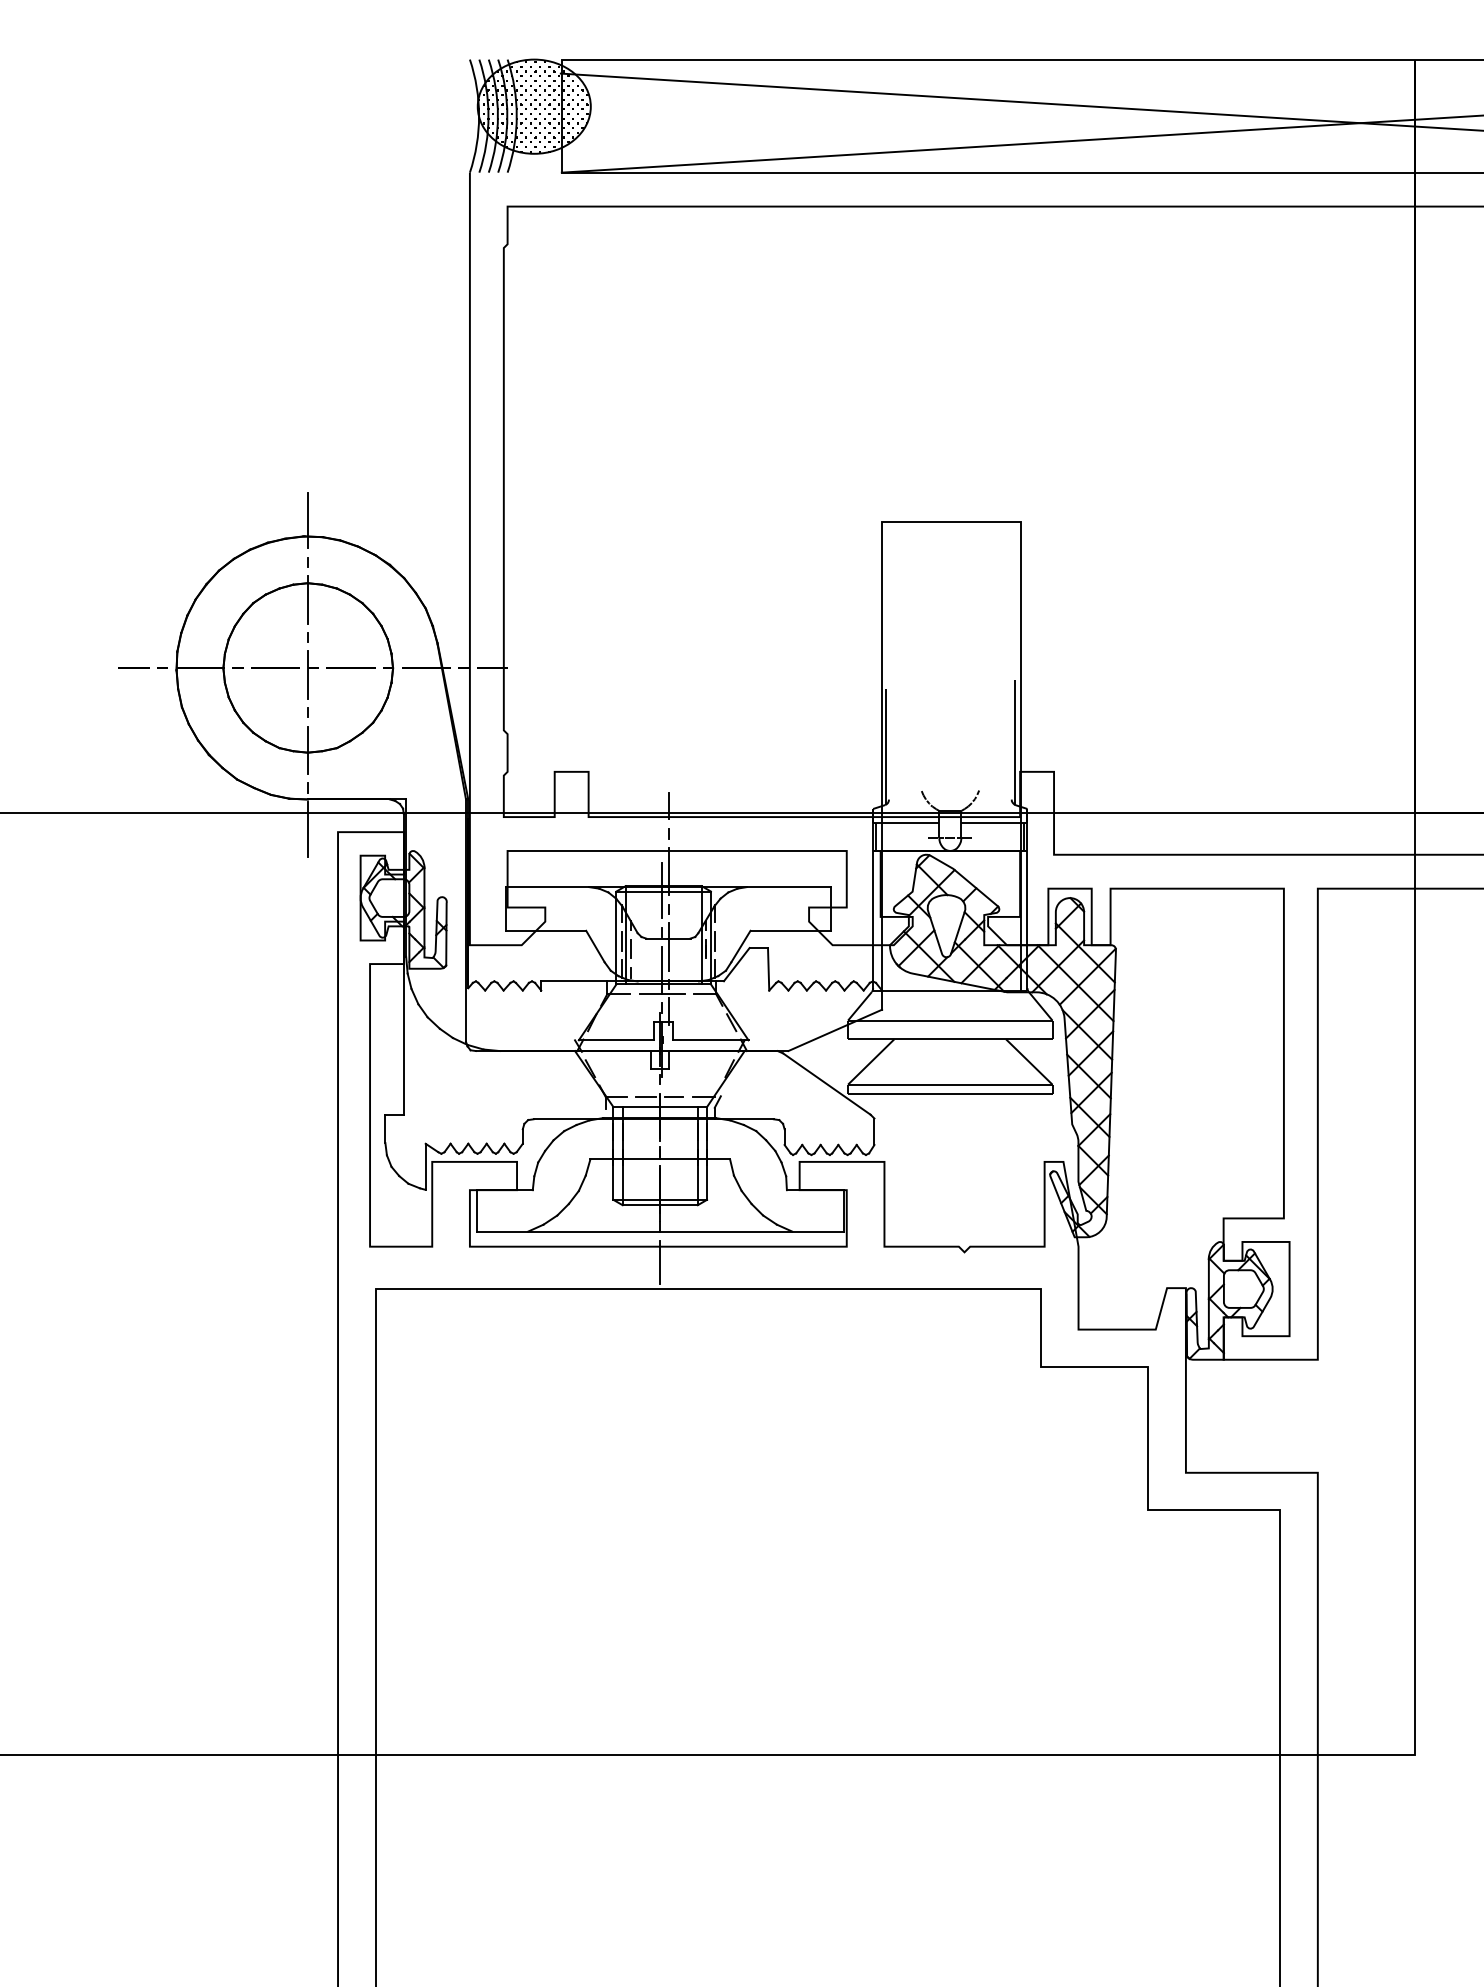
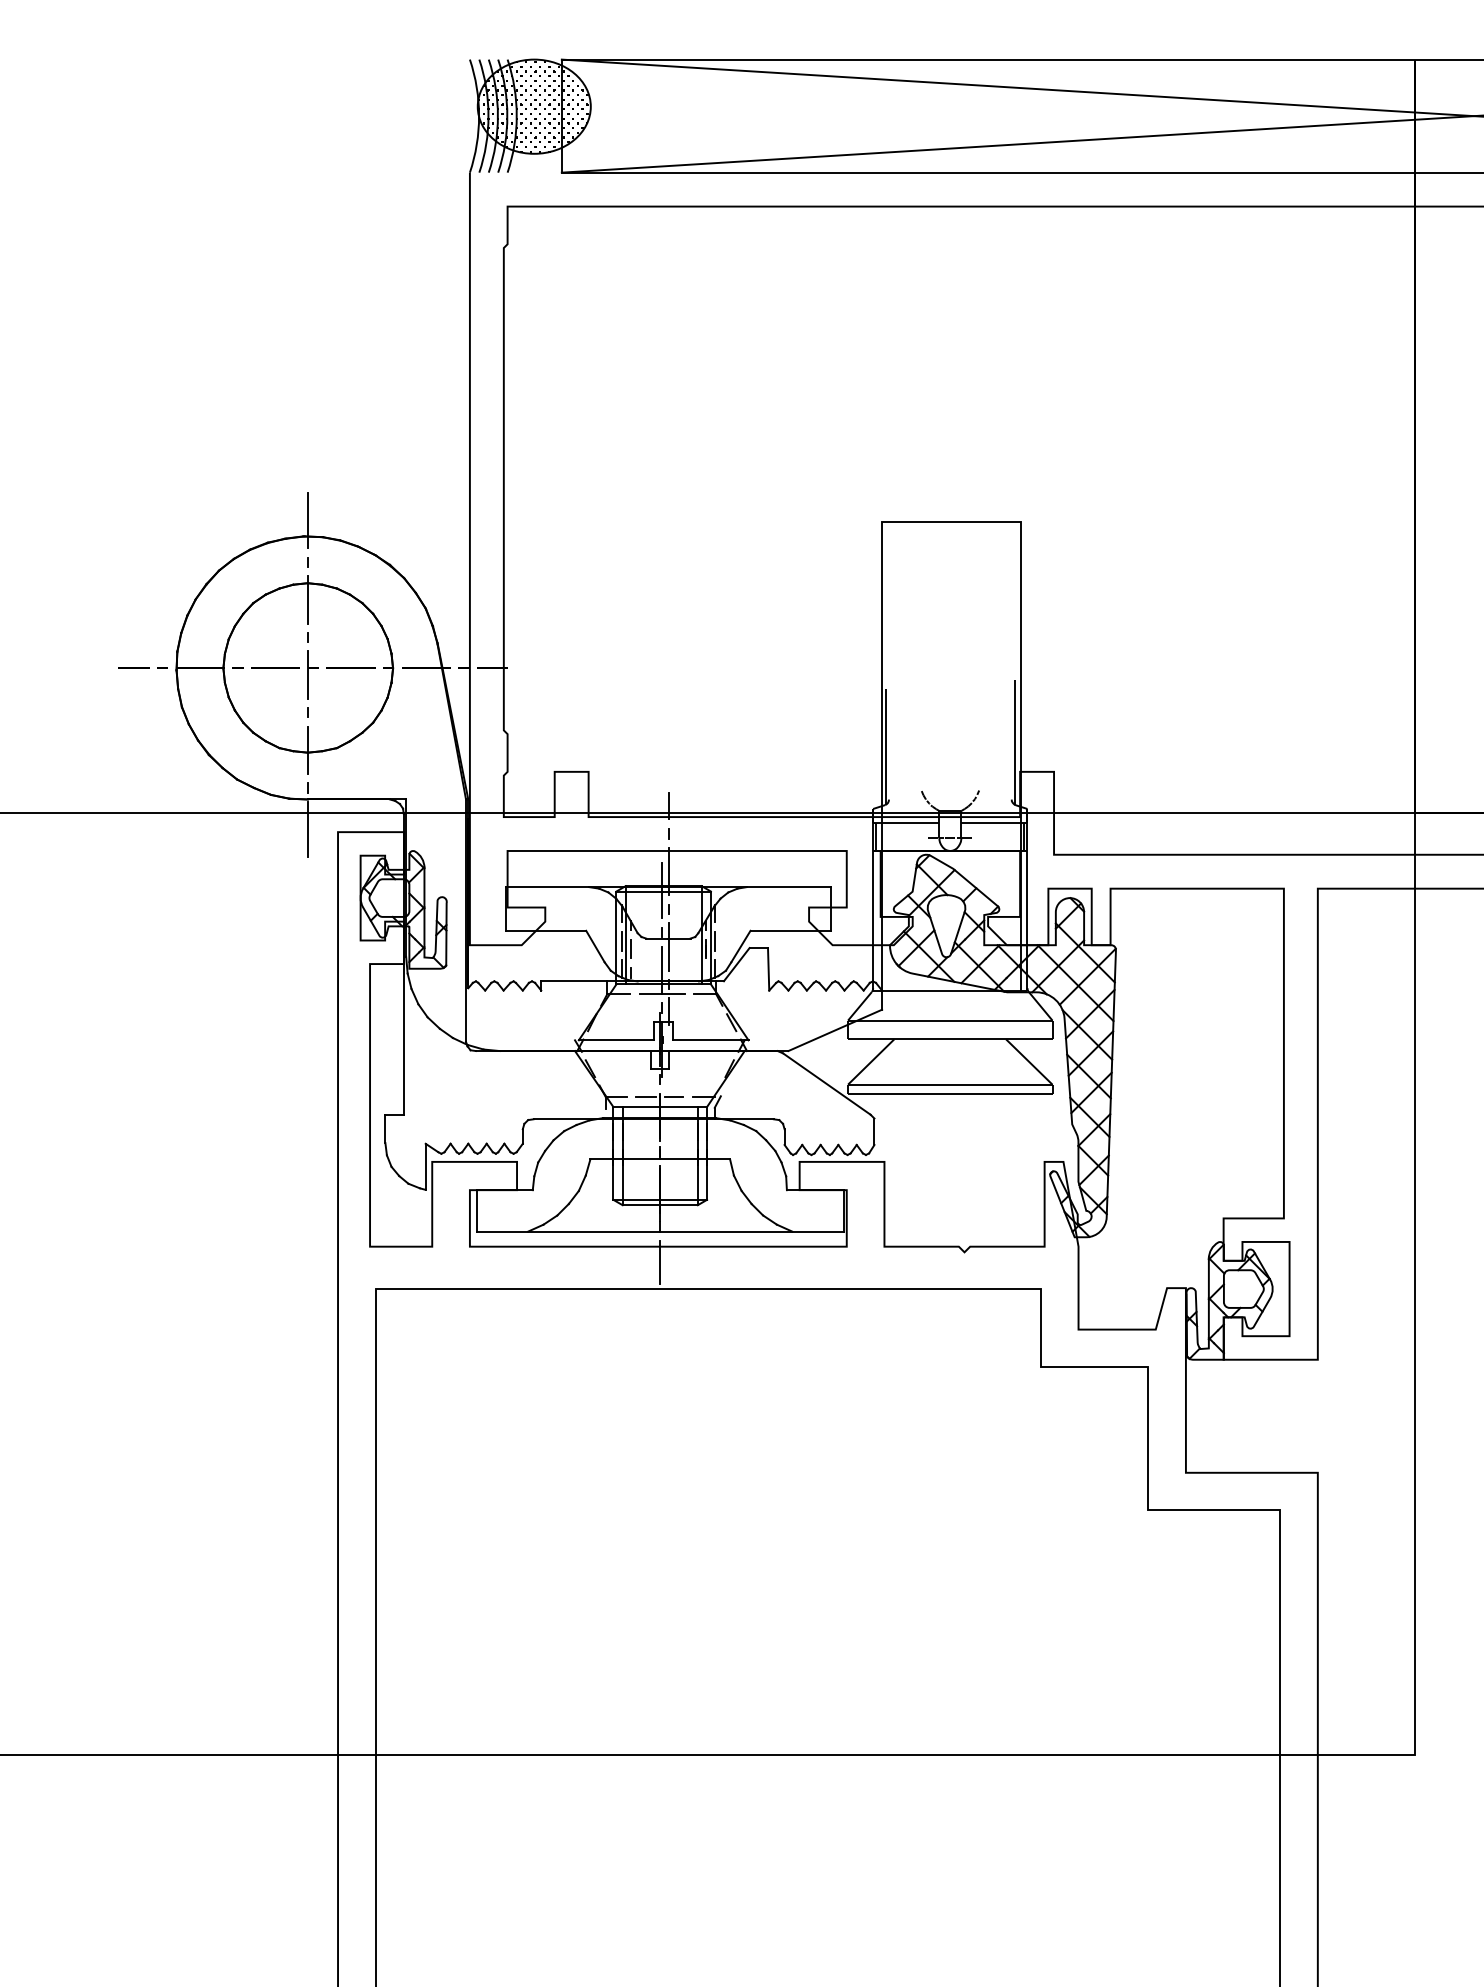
line position: (1020, 101) -> (1020, 87) (1020, 87)
